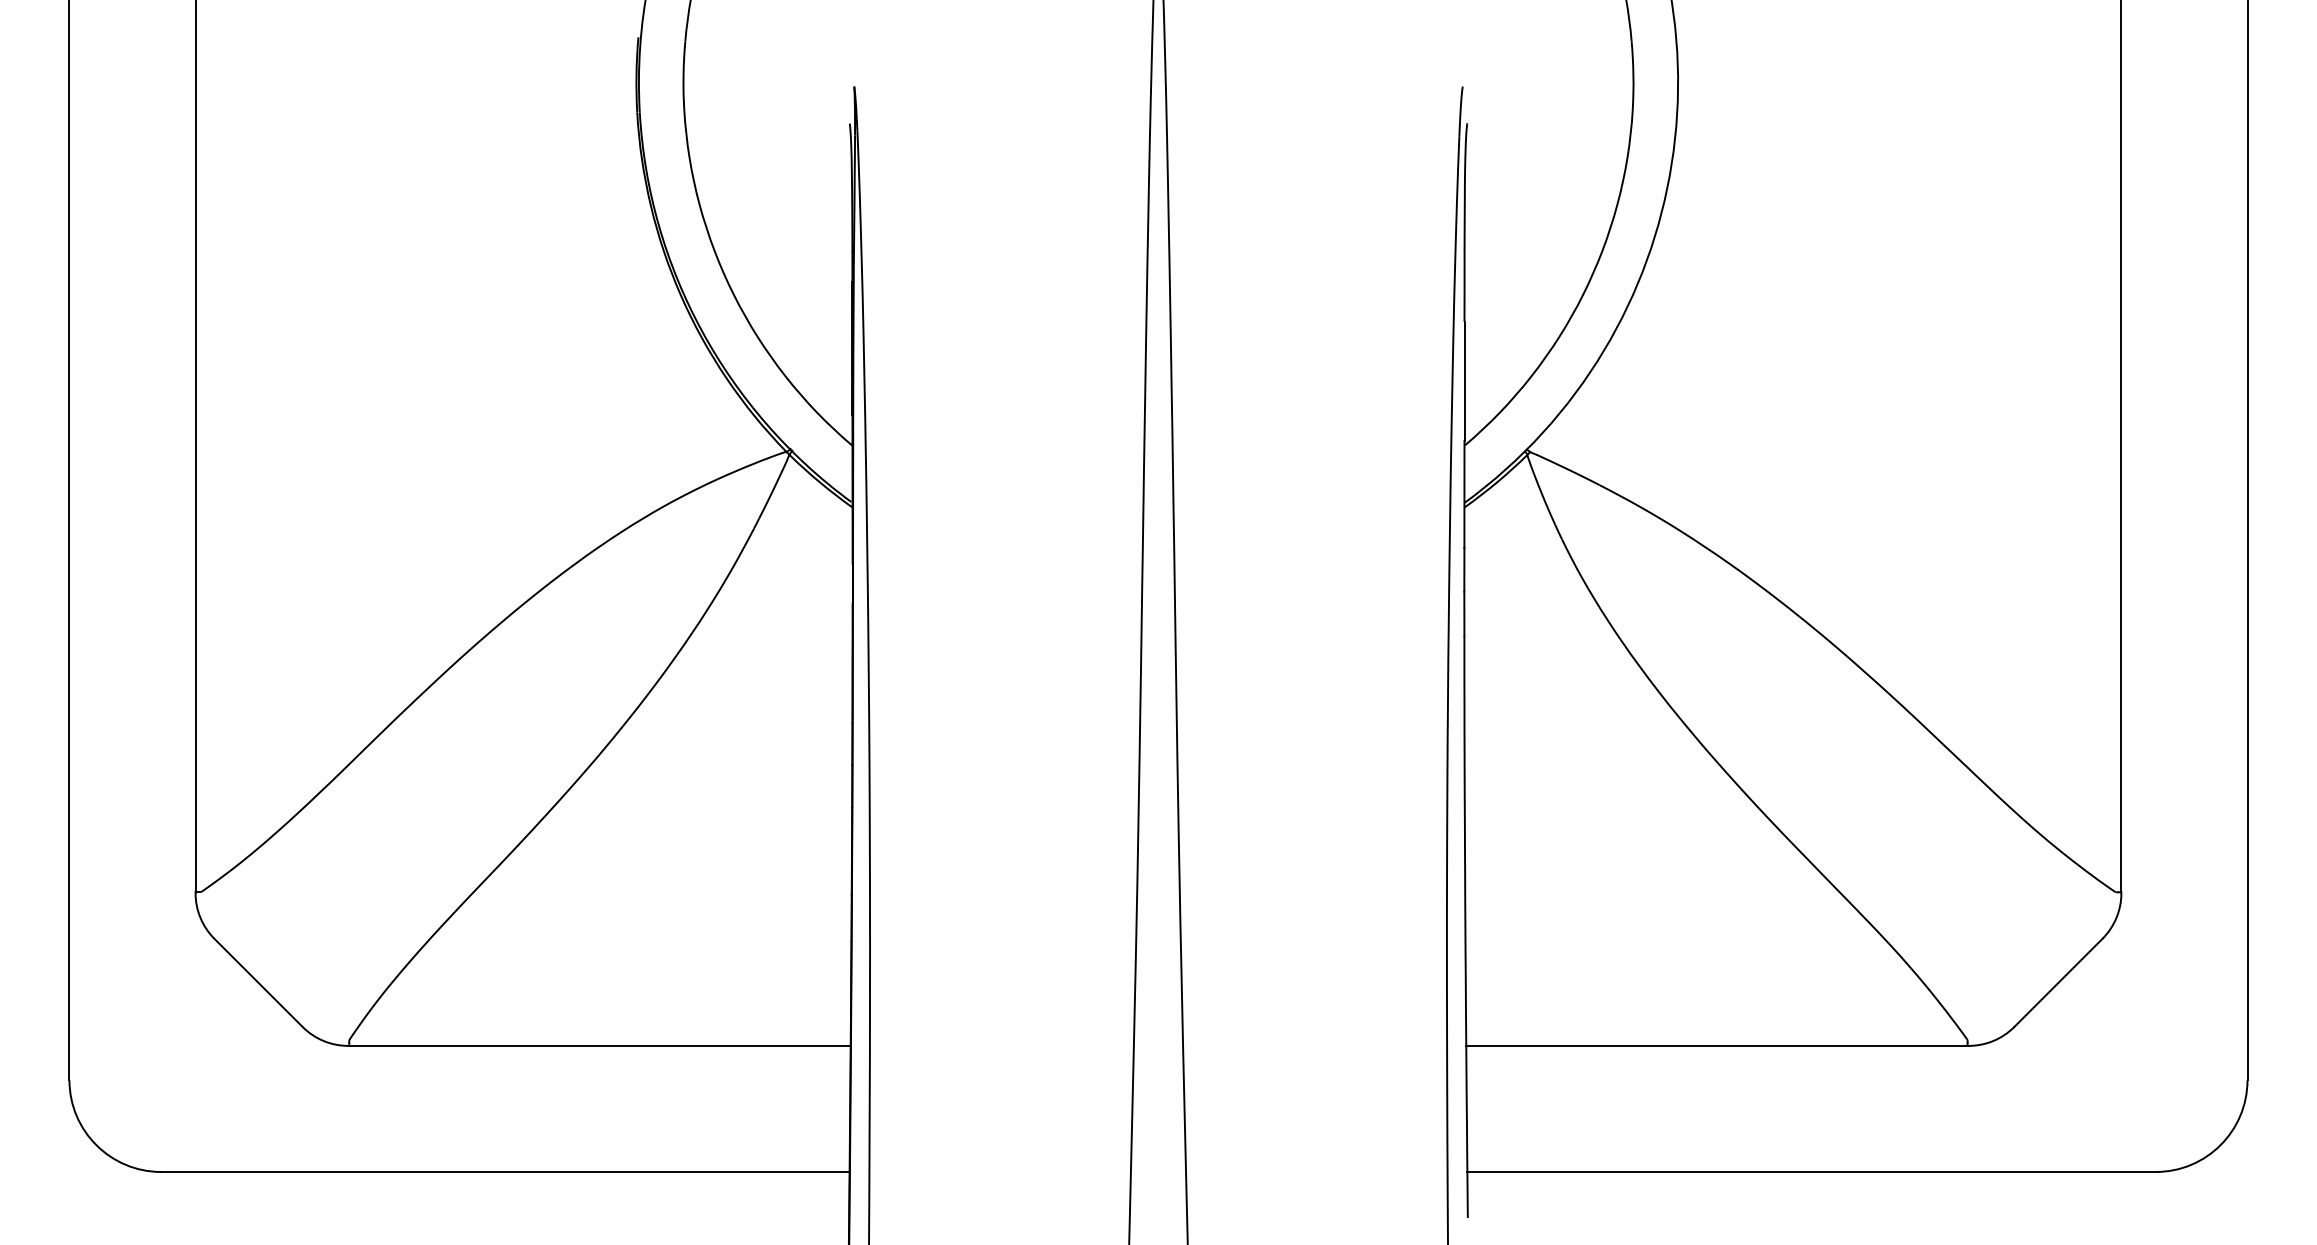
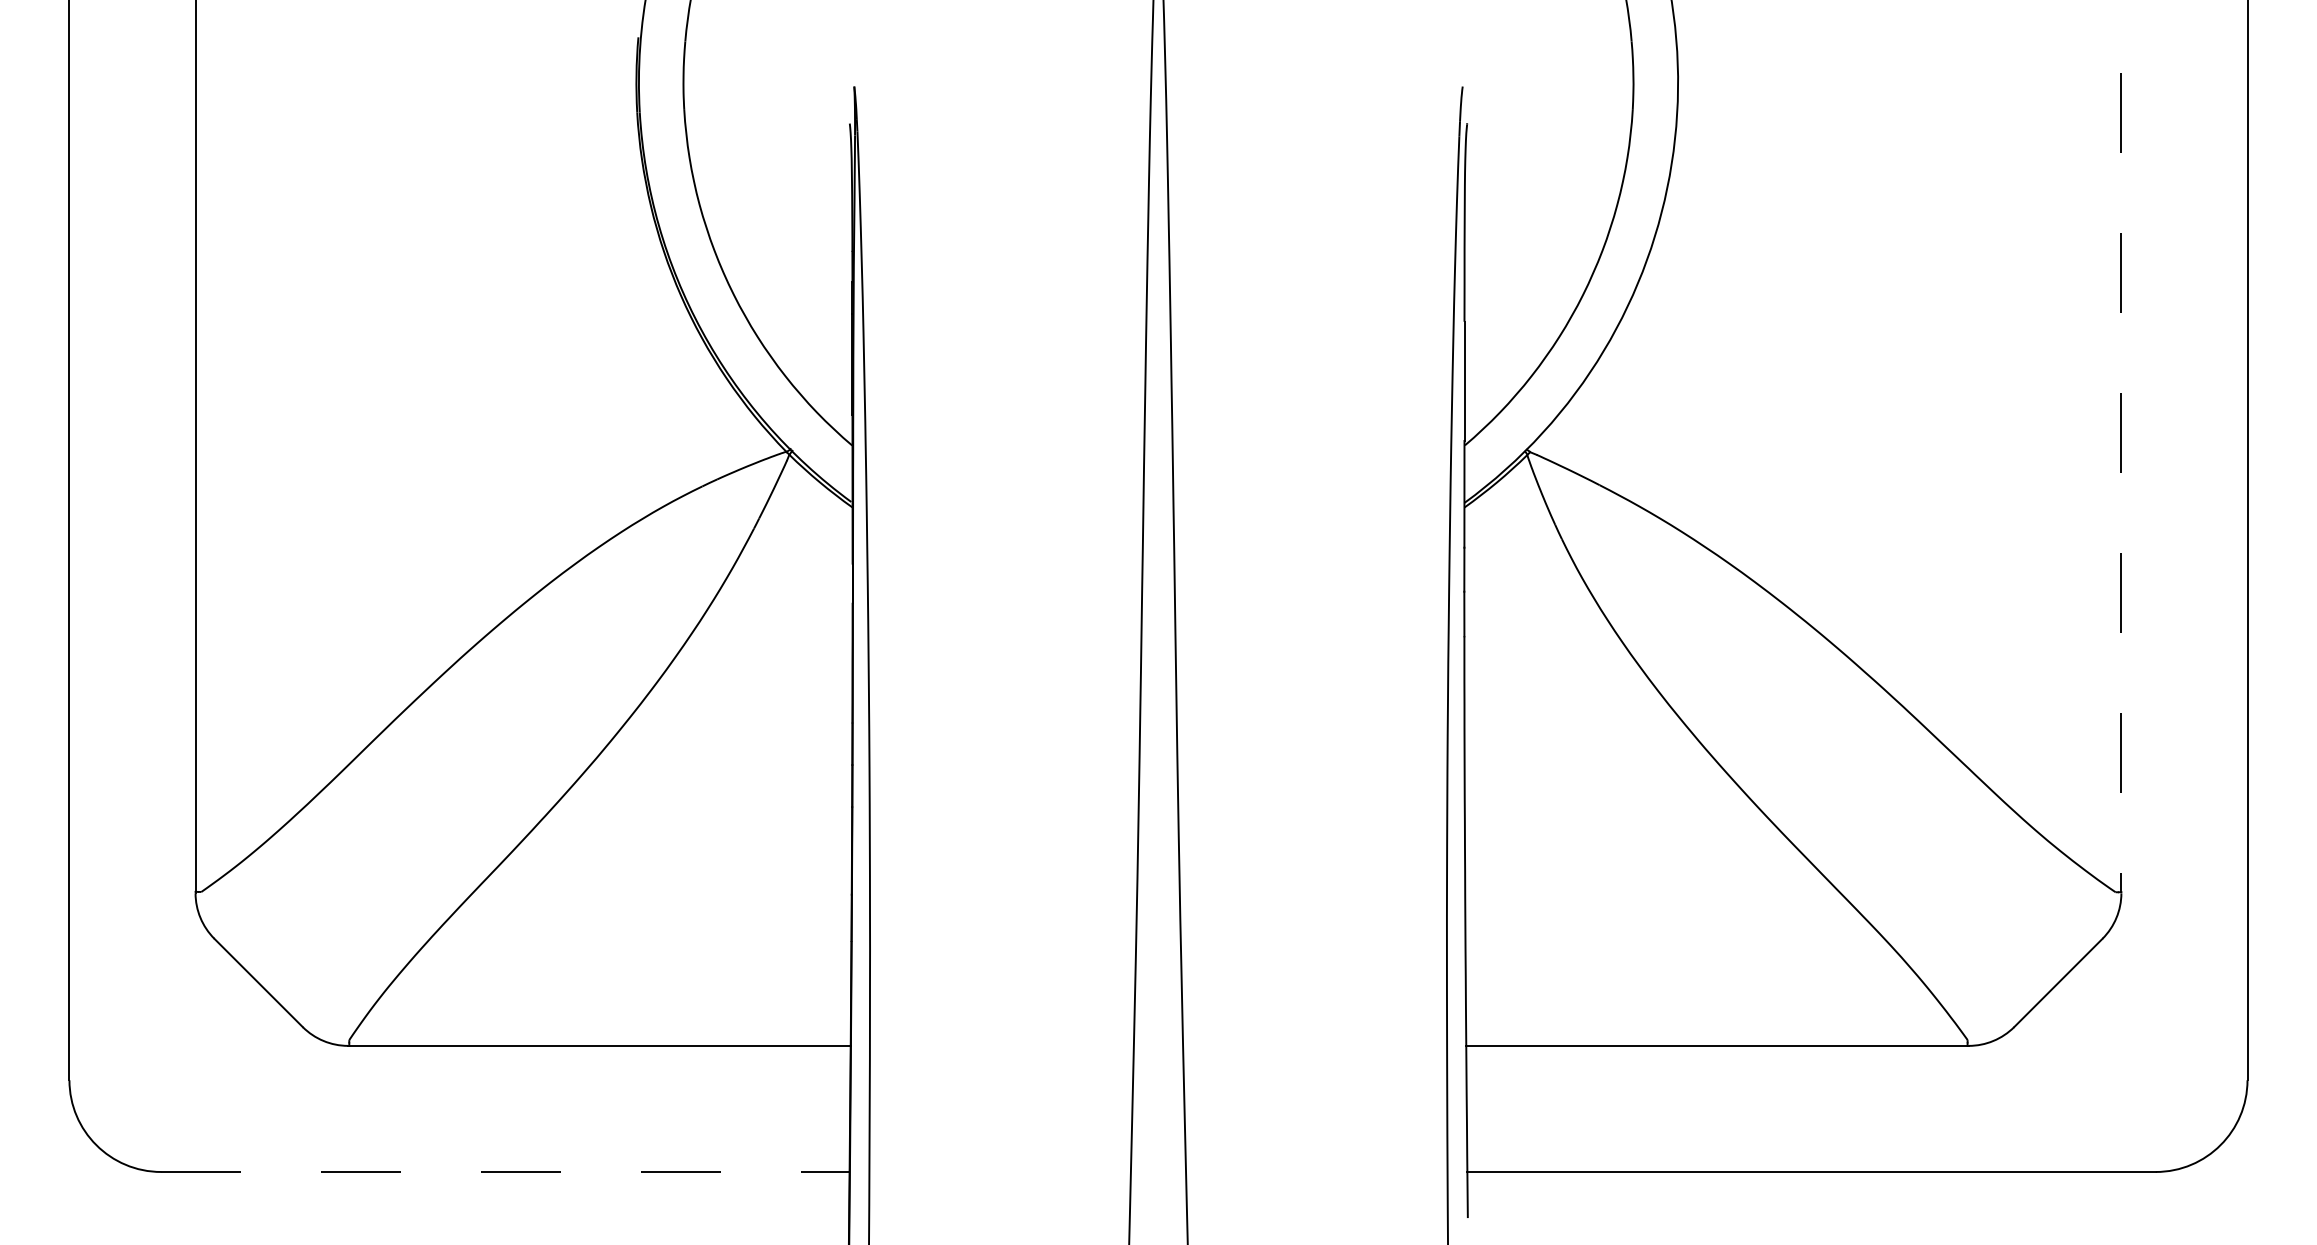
line: solid -> dashed (2121, 447)
line: solid -> dashed (505, 1171)
